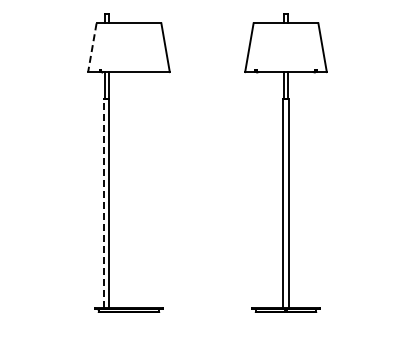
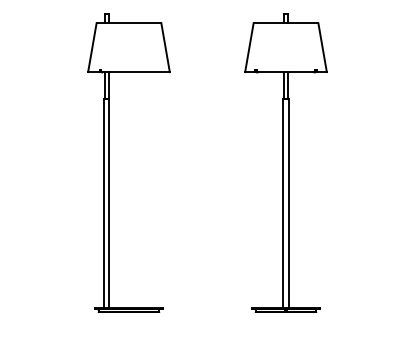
line: dashed -> solid (92, 47)
line: dashed -> solid (104, 202)
